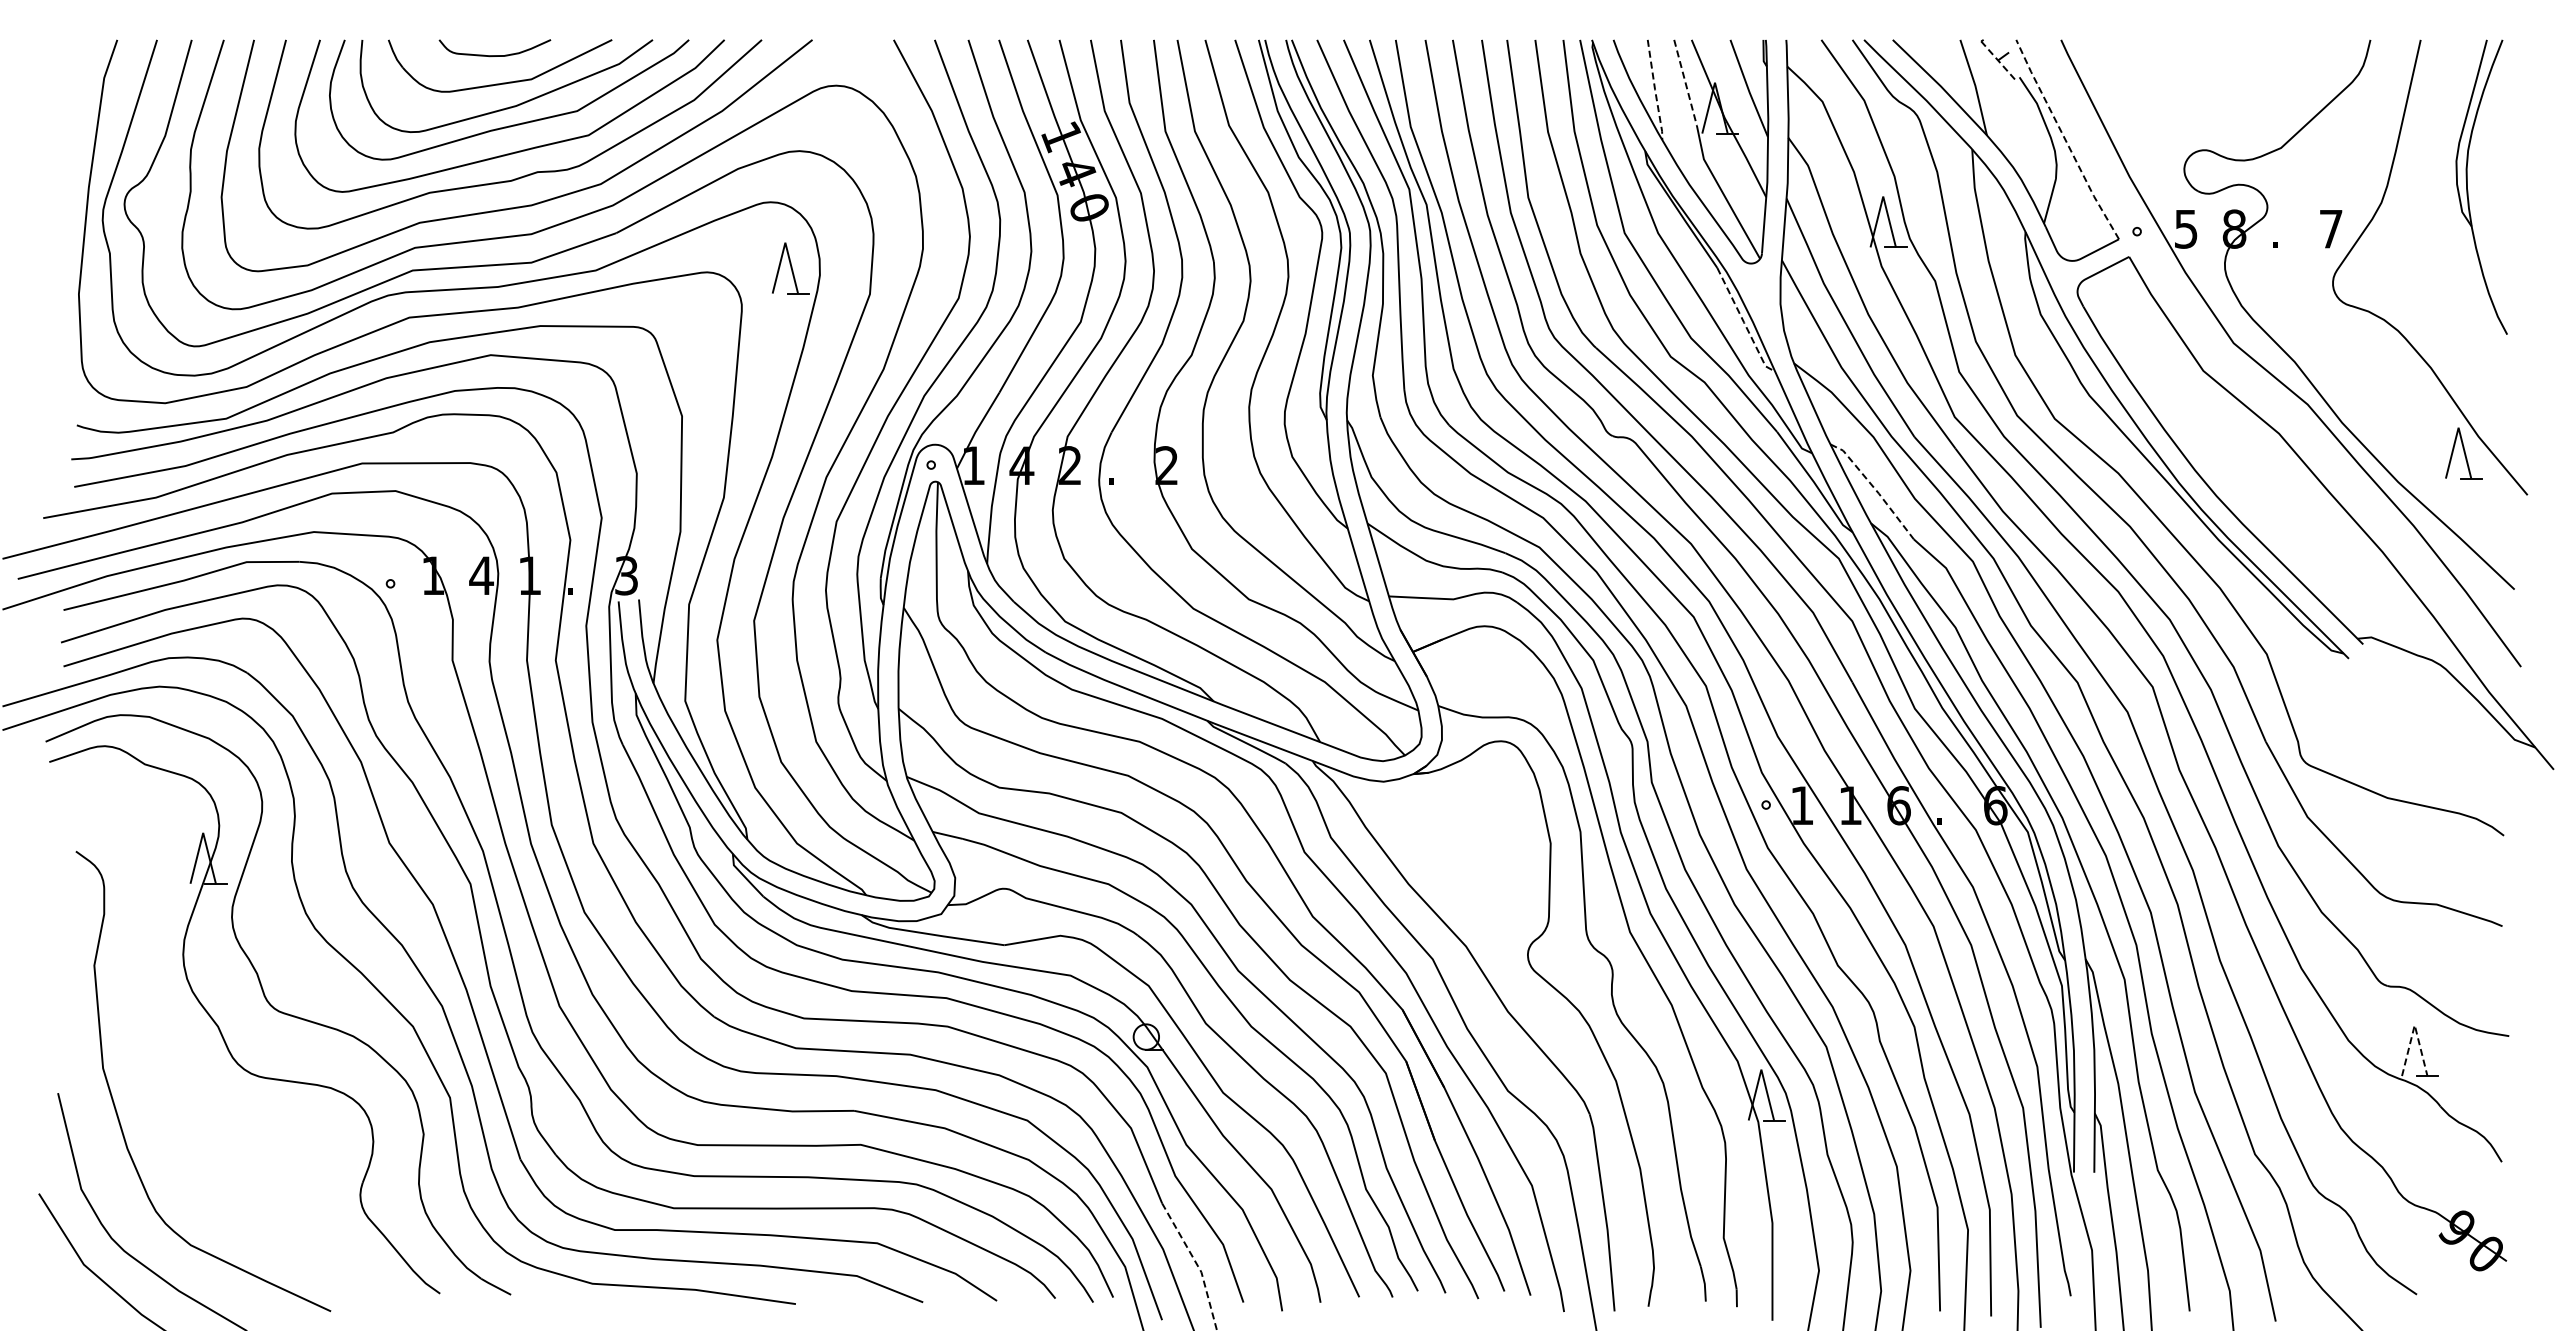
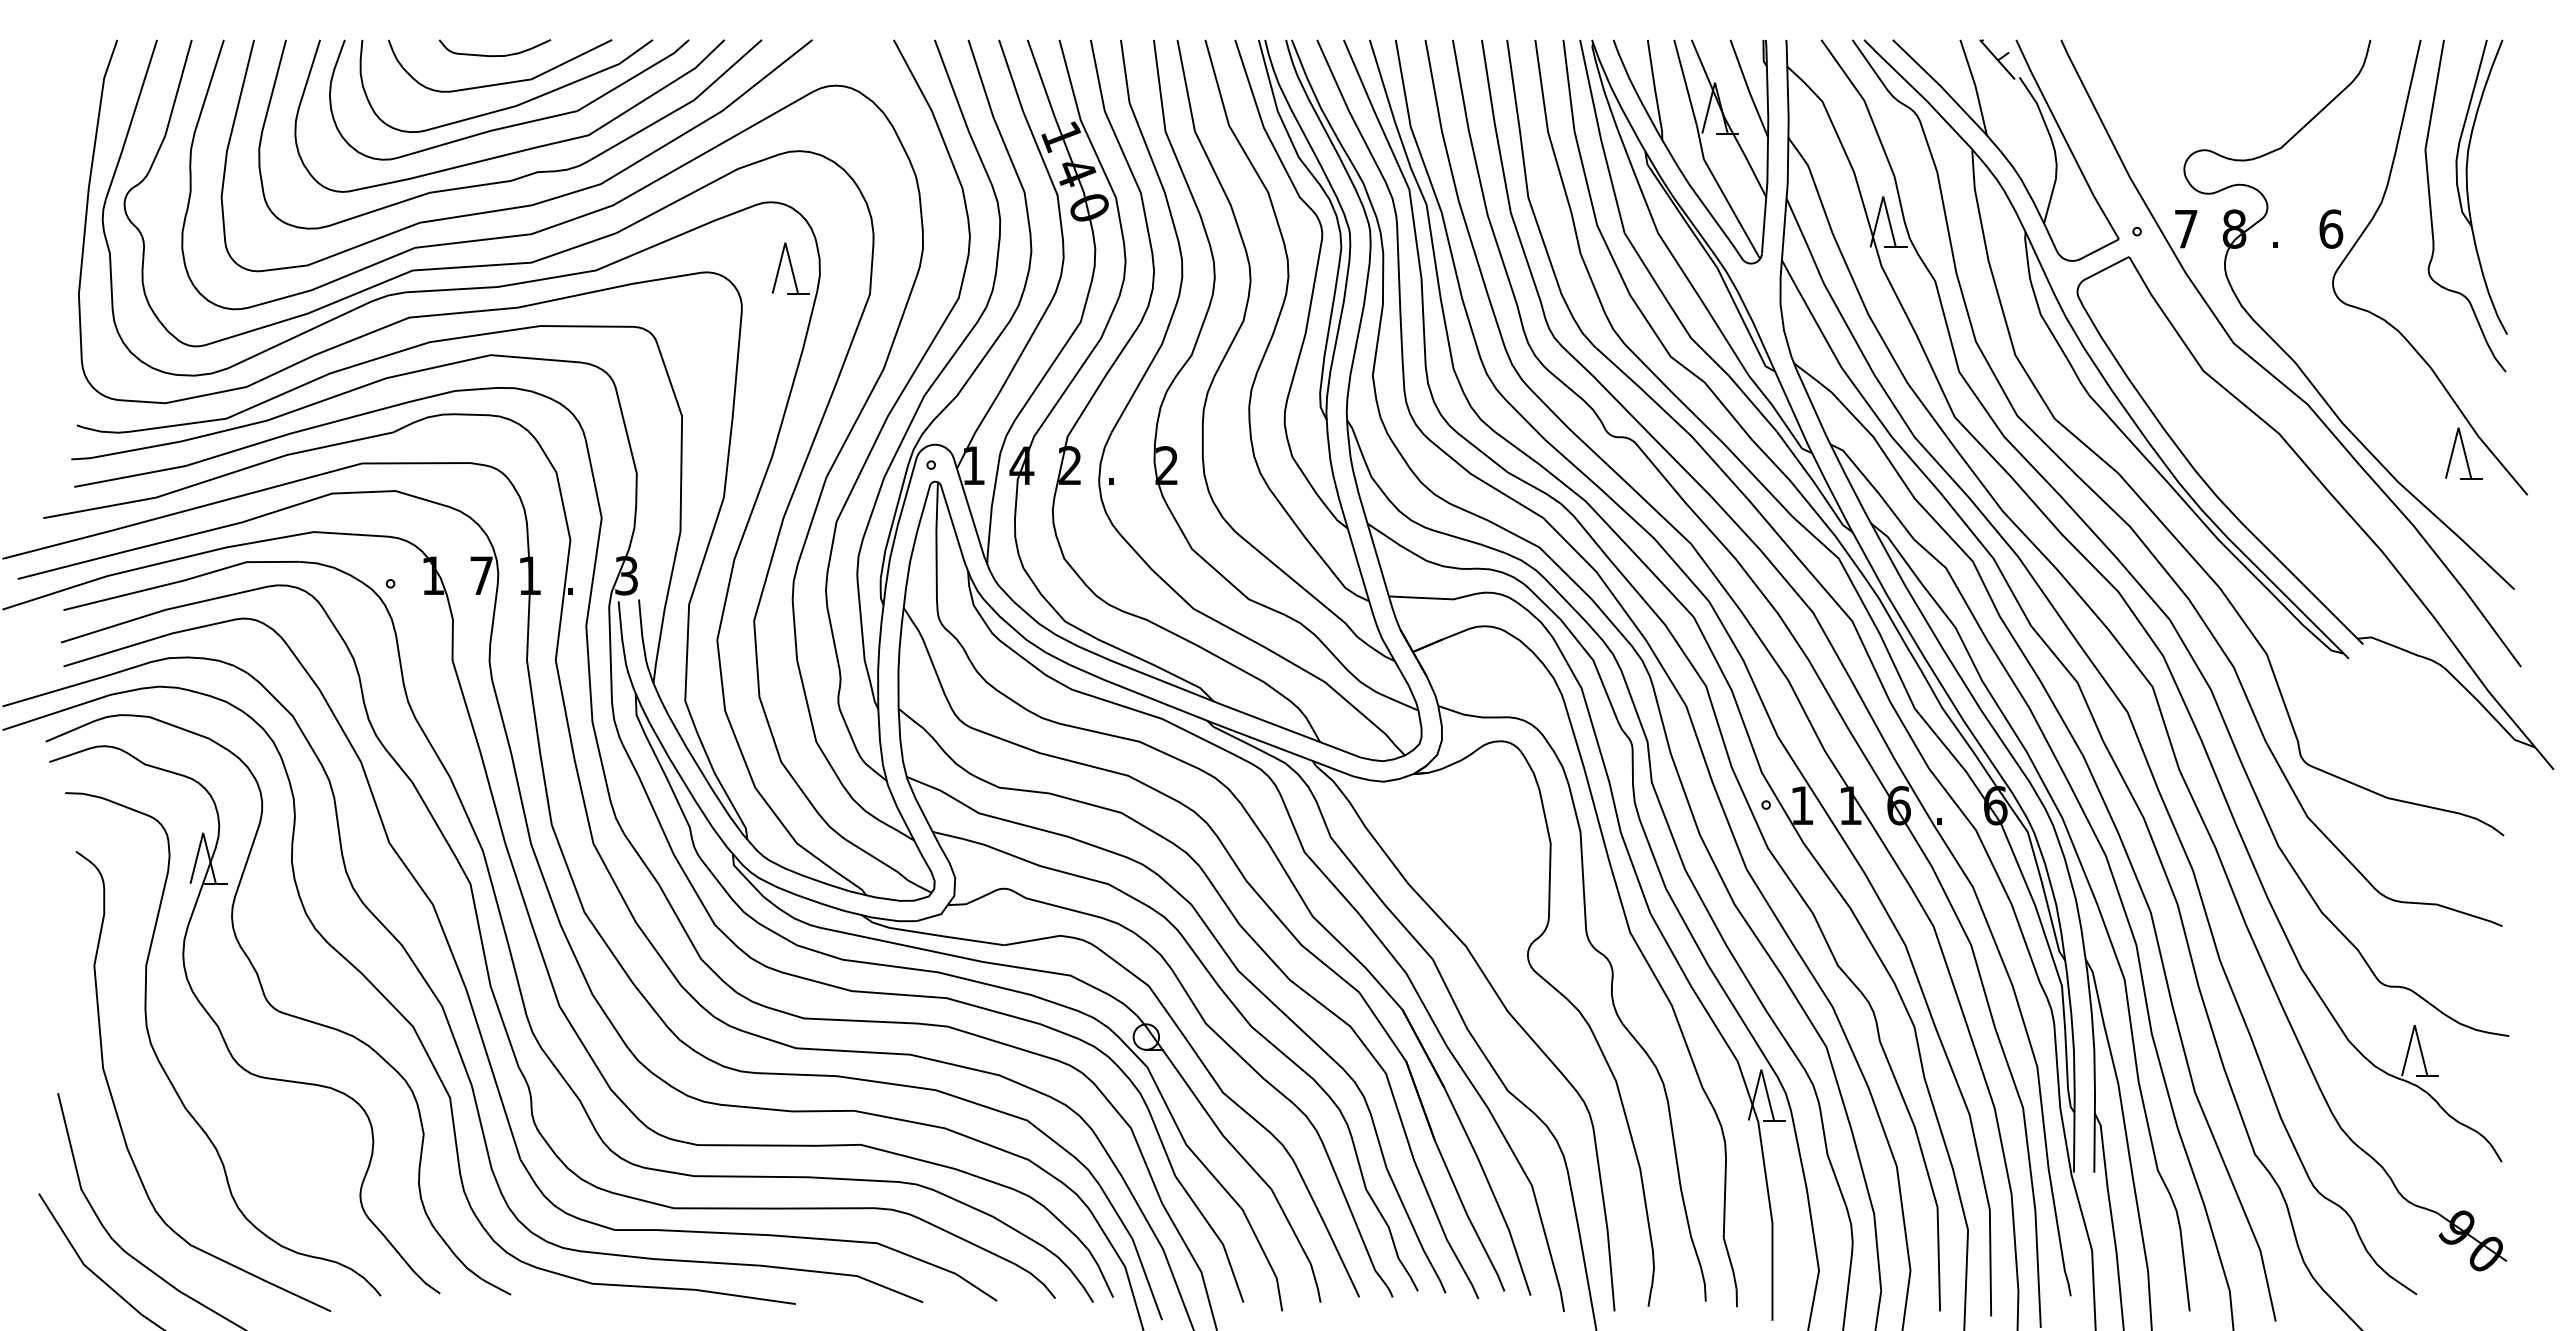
line: dashed -> solid (1997, 59)
line: dashed -> solid (1685, 83)
line: dashed -> solid (1655, 90)
line: dashed -> solid (2065, 140)
curve: none -> present (2431, 205)
text: 7 -> 6 (2331, 228)
text: 5 -> 7 (2186, 229)
line: dashed -> solid (1744, 322)
line: dashed -> solid (1875, 488)
text: 4 -> 7 (481, 575)
line: dashed -> solid (2414, 1025)
curve: none -> present (169, 1077)
line: dashed -> solid (1196, 1264)
